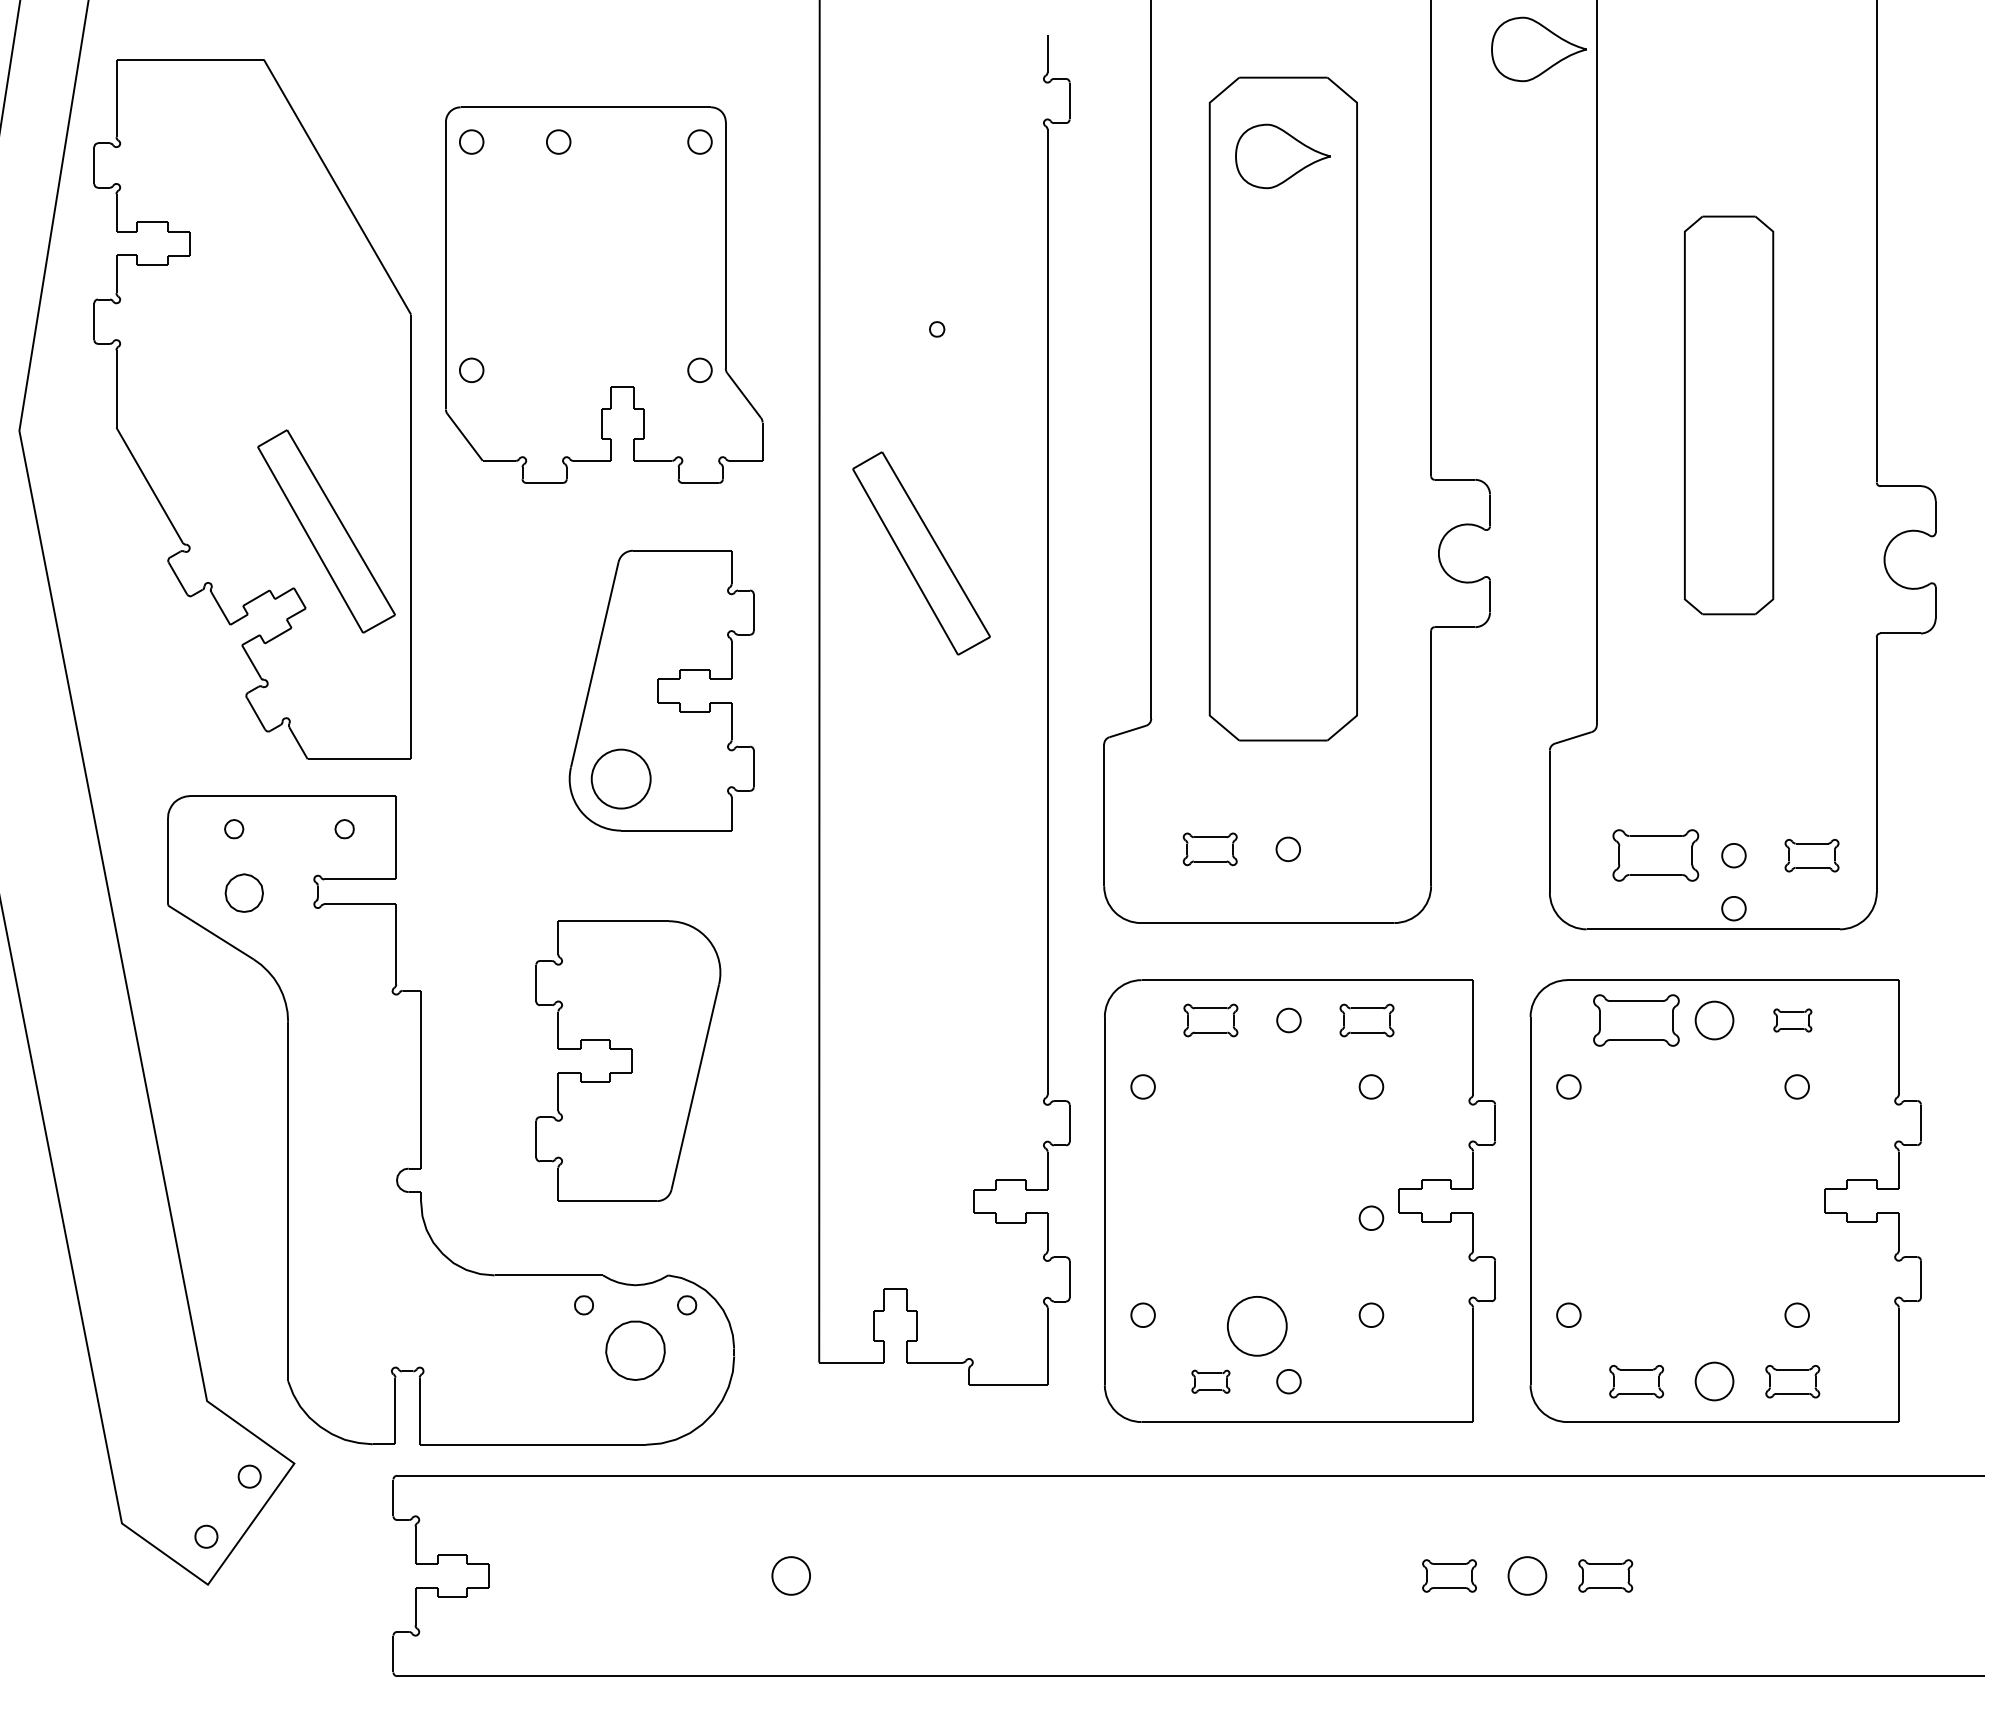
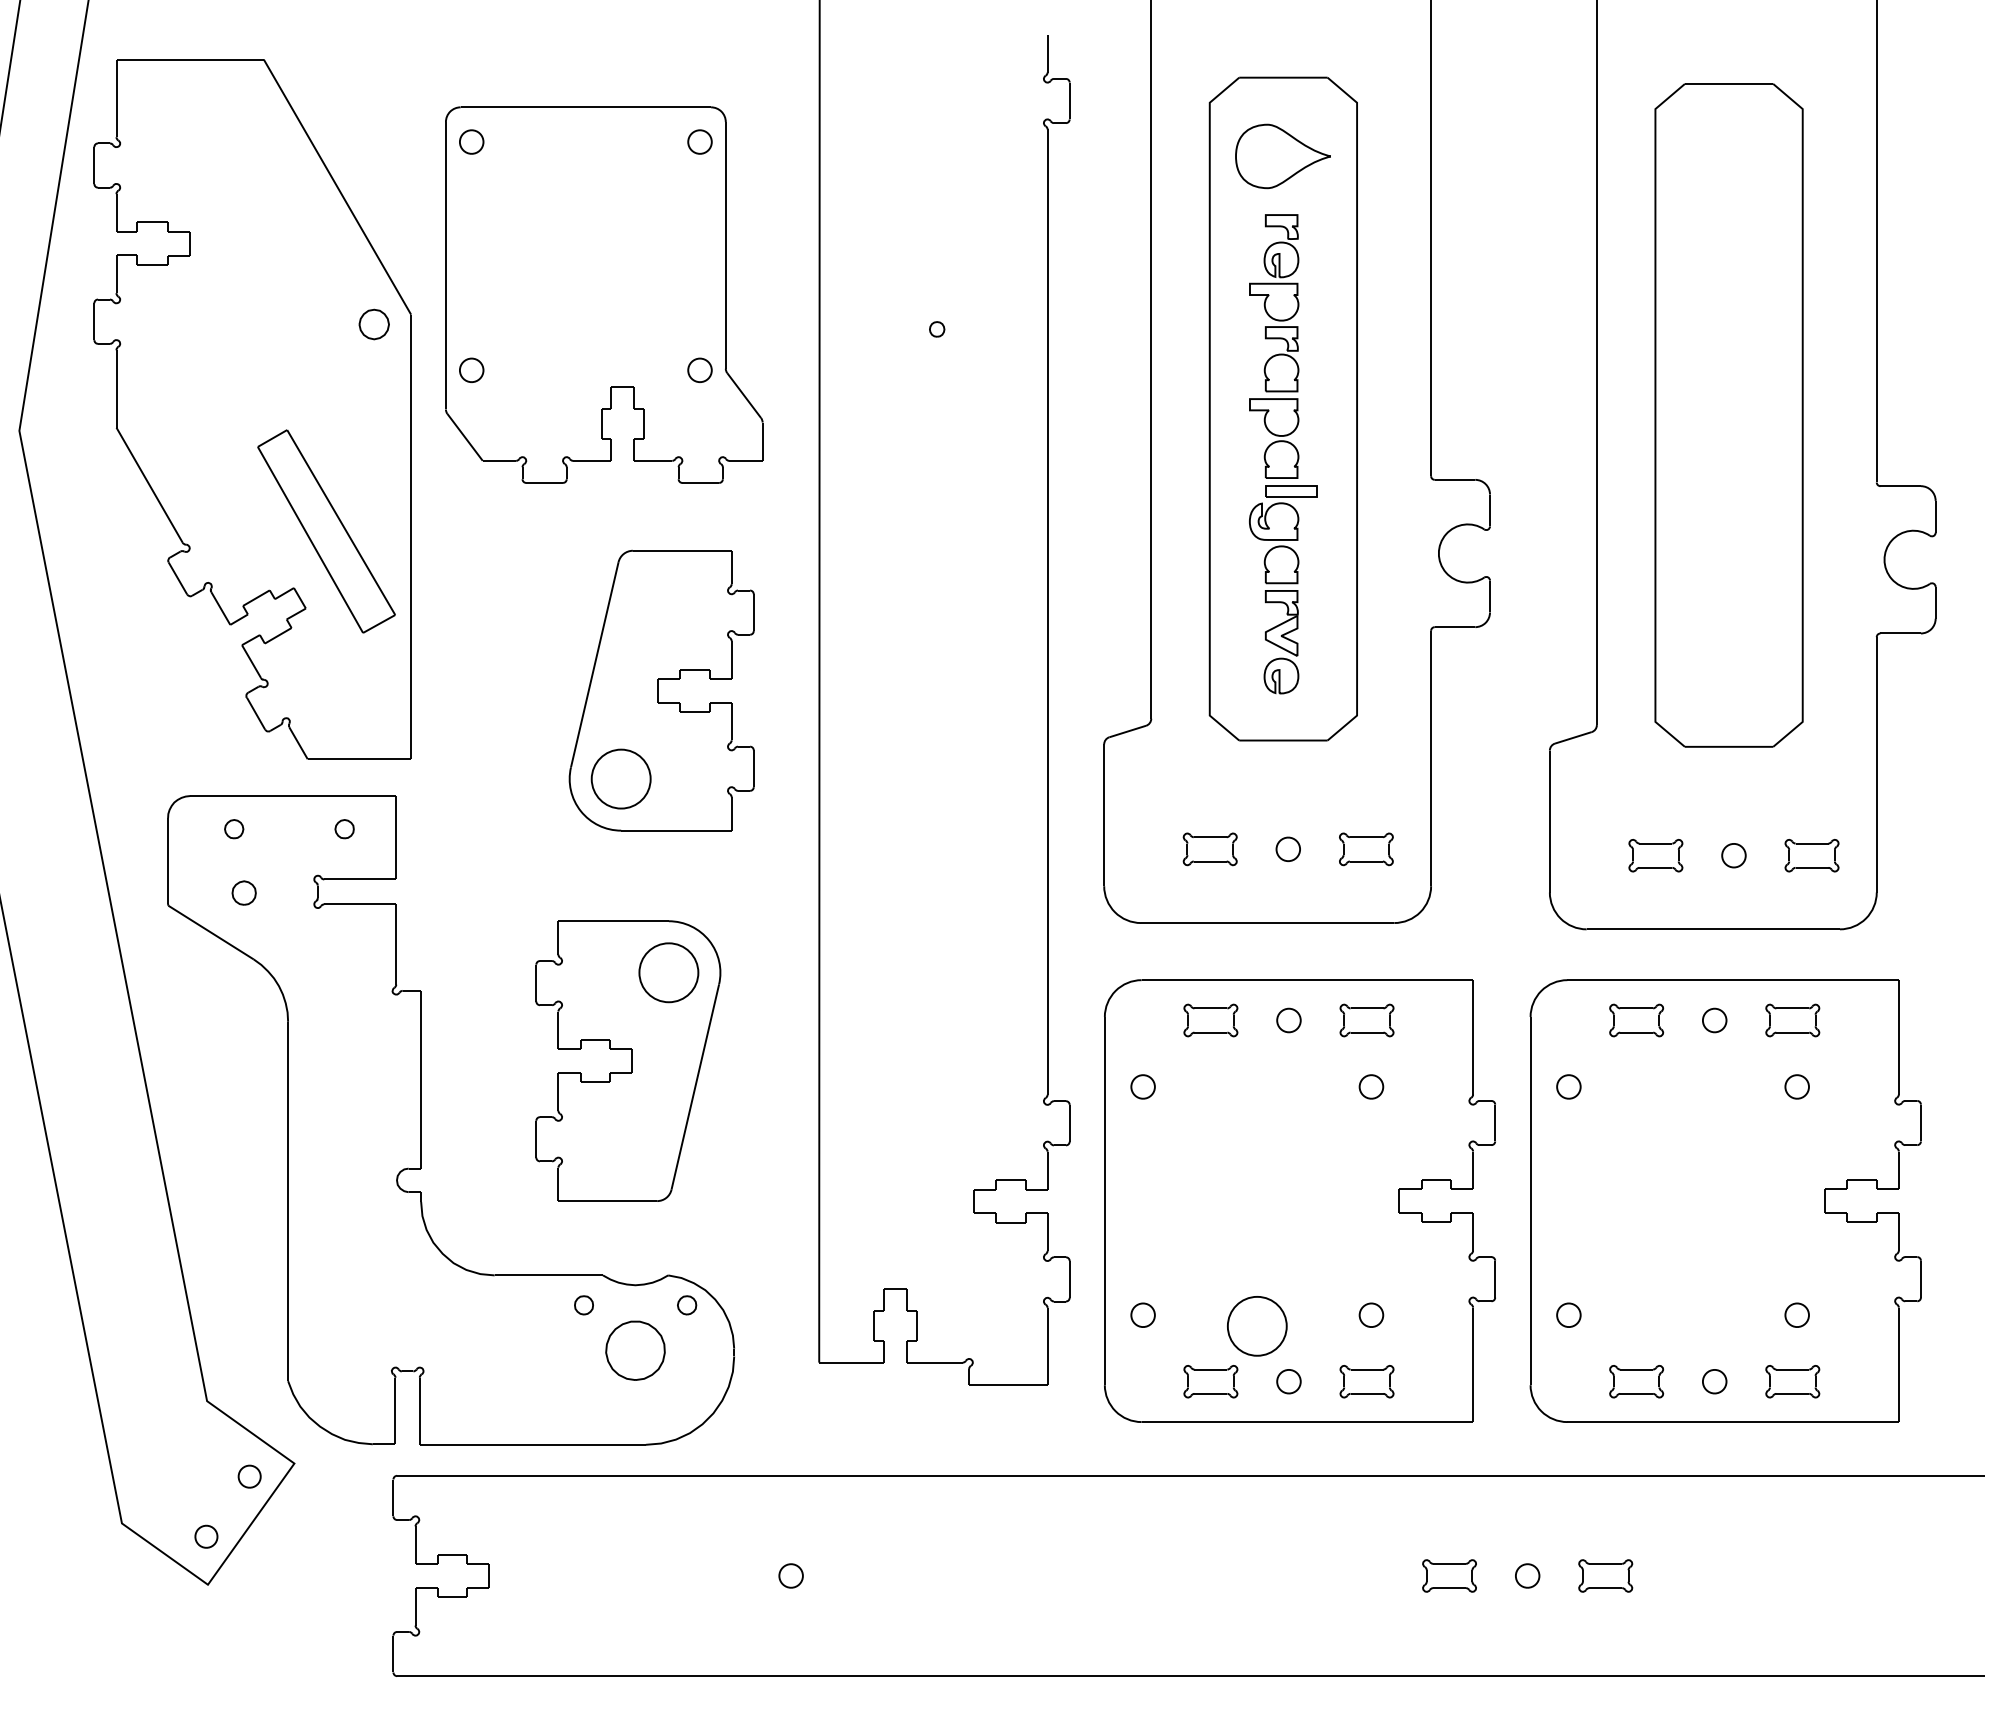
part: present -> none (1538, 49)
part: present -> none (558, 141)
part: none -> present (373, 324)
part size: 91x401 px -> 150x665 px (1728, 415)
part: none -> present (1283, 454)
part: present -> none (921, 553)
part: none -> present (1366, 849)
part size: 88x53 px -> 56x34 px (1655, 855)
part size: 40x40 px -> 26x26 px (243, 892)
part: present -> none (1733, 908)
part: none -> present (668, 972)
part size: 87x53 px -> 56x35 px (1636, 1020)
part size: 41x41 px -> 26x27 px (1714, 1020)
part size: 40x25 px -> 56x35 px (1792, 1020)
part: present -> none (1371, 1217)
part size: 40x25 px -> 56x34 px (1210, 1381)
part: none -> present (1366, 1381)
part size: 41x41 px -> 26x26 px (1714, 1381)
part size: 40x40 px -> 26x26 px (790, 1575)
part size: 41x40 px -> 26x26 px (1527, 1575)
